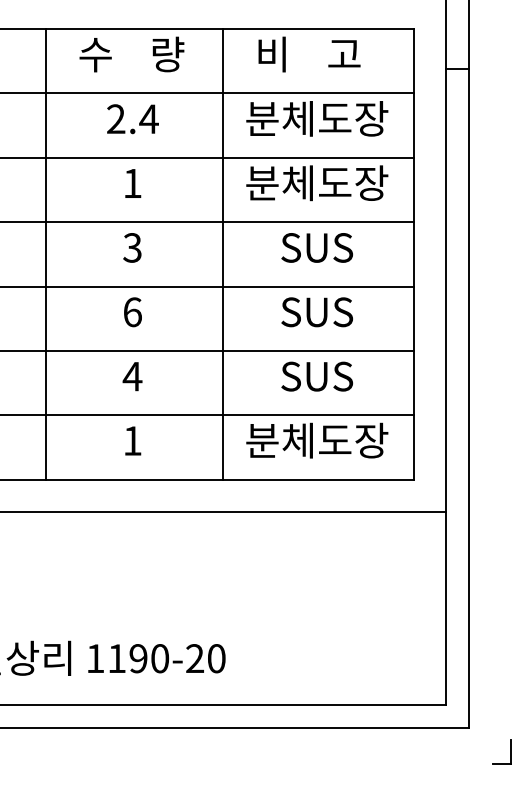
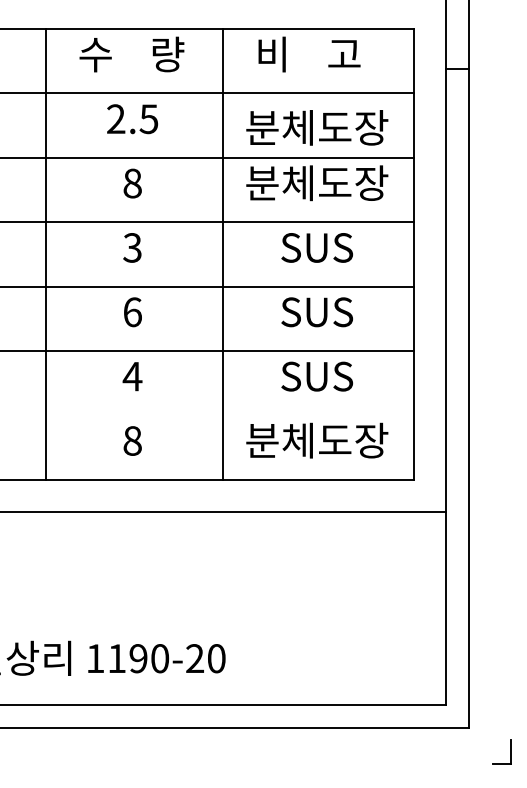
text position: (317, 118) -> (317, 127) (317, 127)
text: 2.4 -> 2.5 (148, 119)
text: 1 -> 8 (132, 183)
line: present -> none (207, 415)
text: 1 -> 8 (132, 440)
